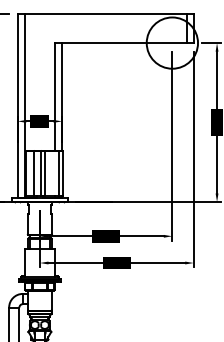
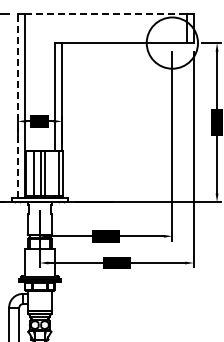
line: solid -> dashed (106, 14)
line: solid -> dashed (17, 105)
